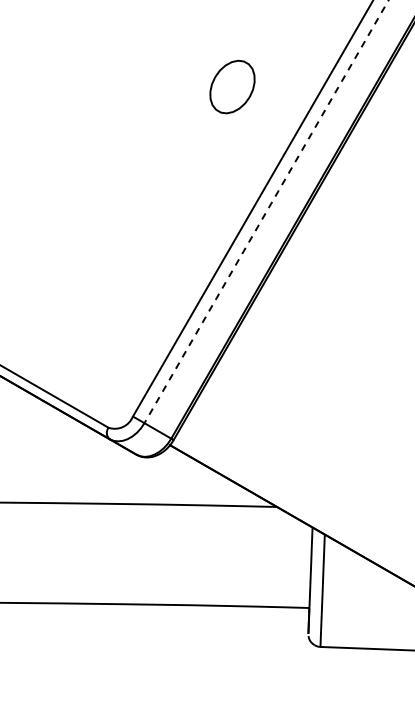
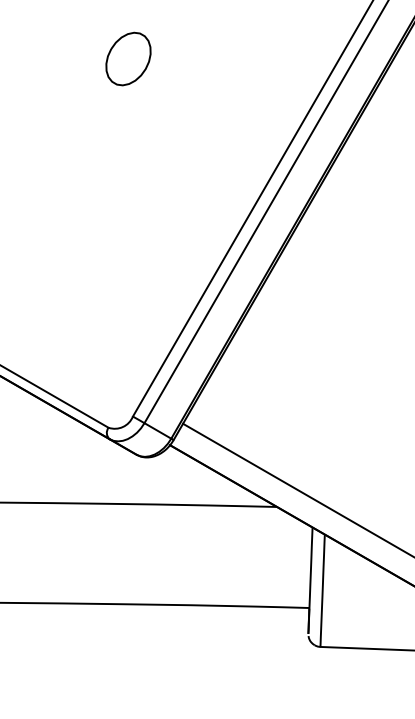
part position: (232, 86) -> (128, 58) (128, 58)
line: dashed -> solid (266, 212)
line: none -> present (297, 489)
